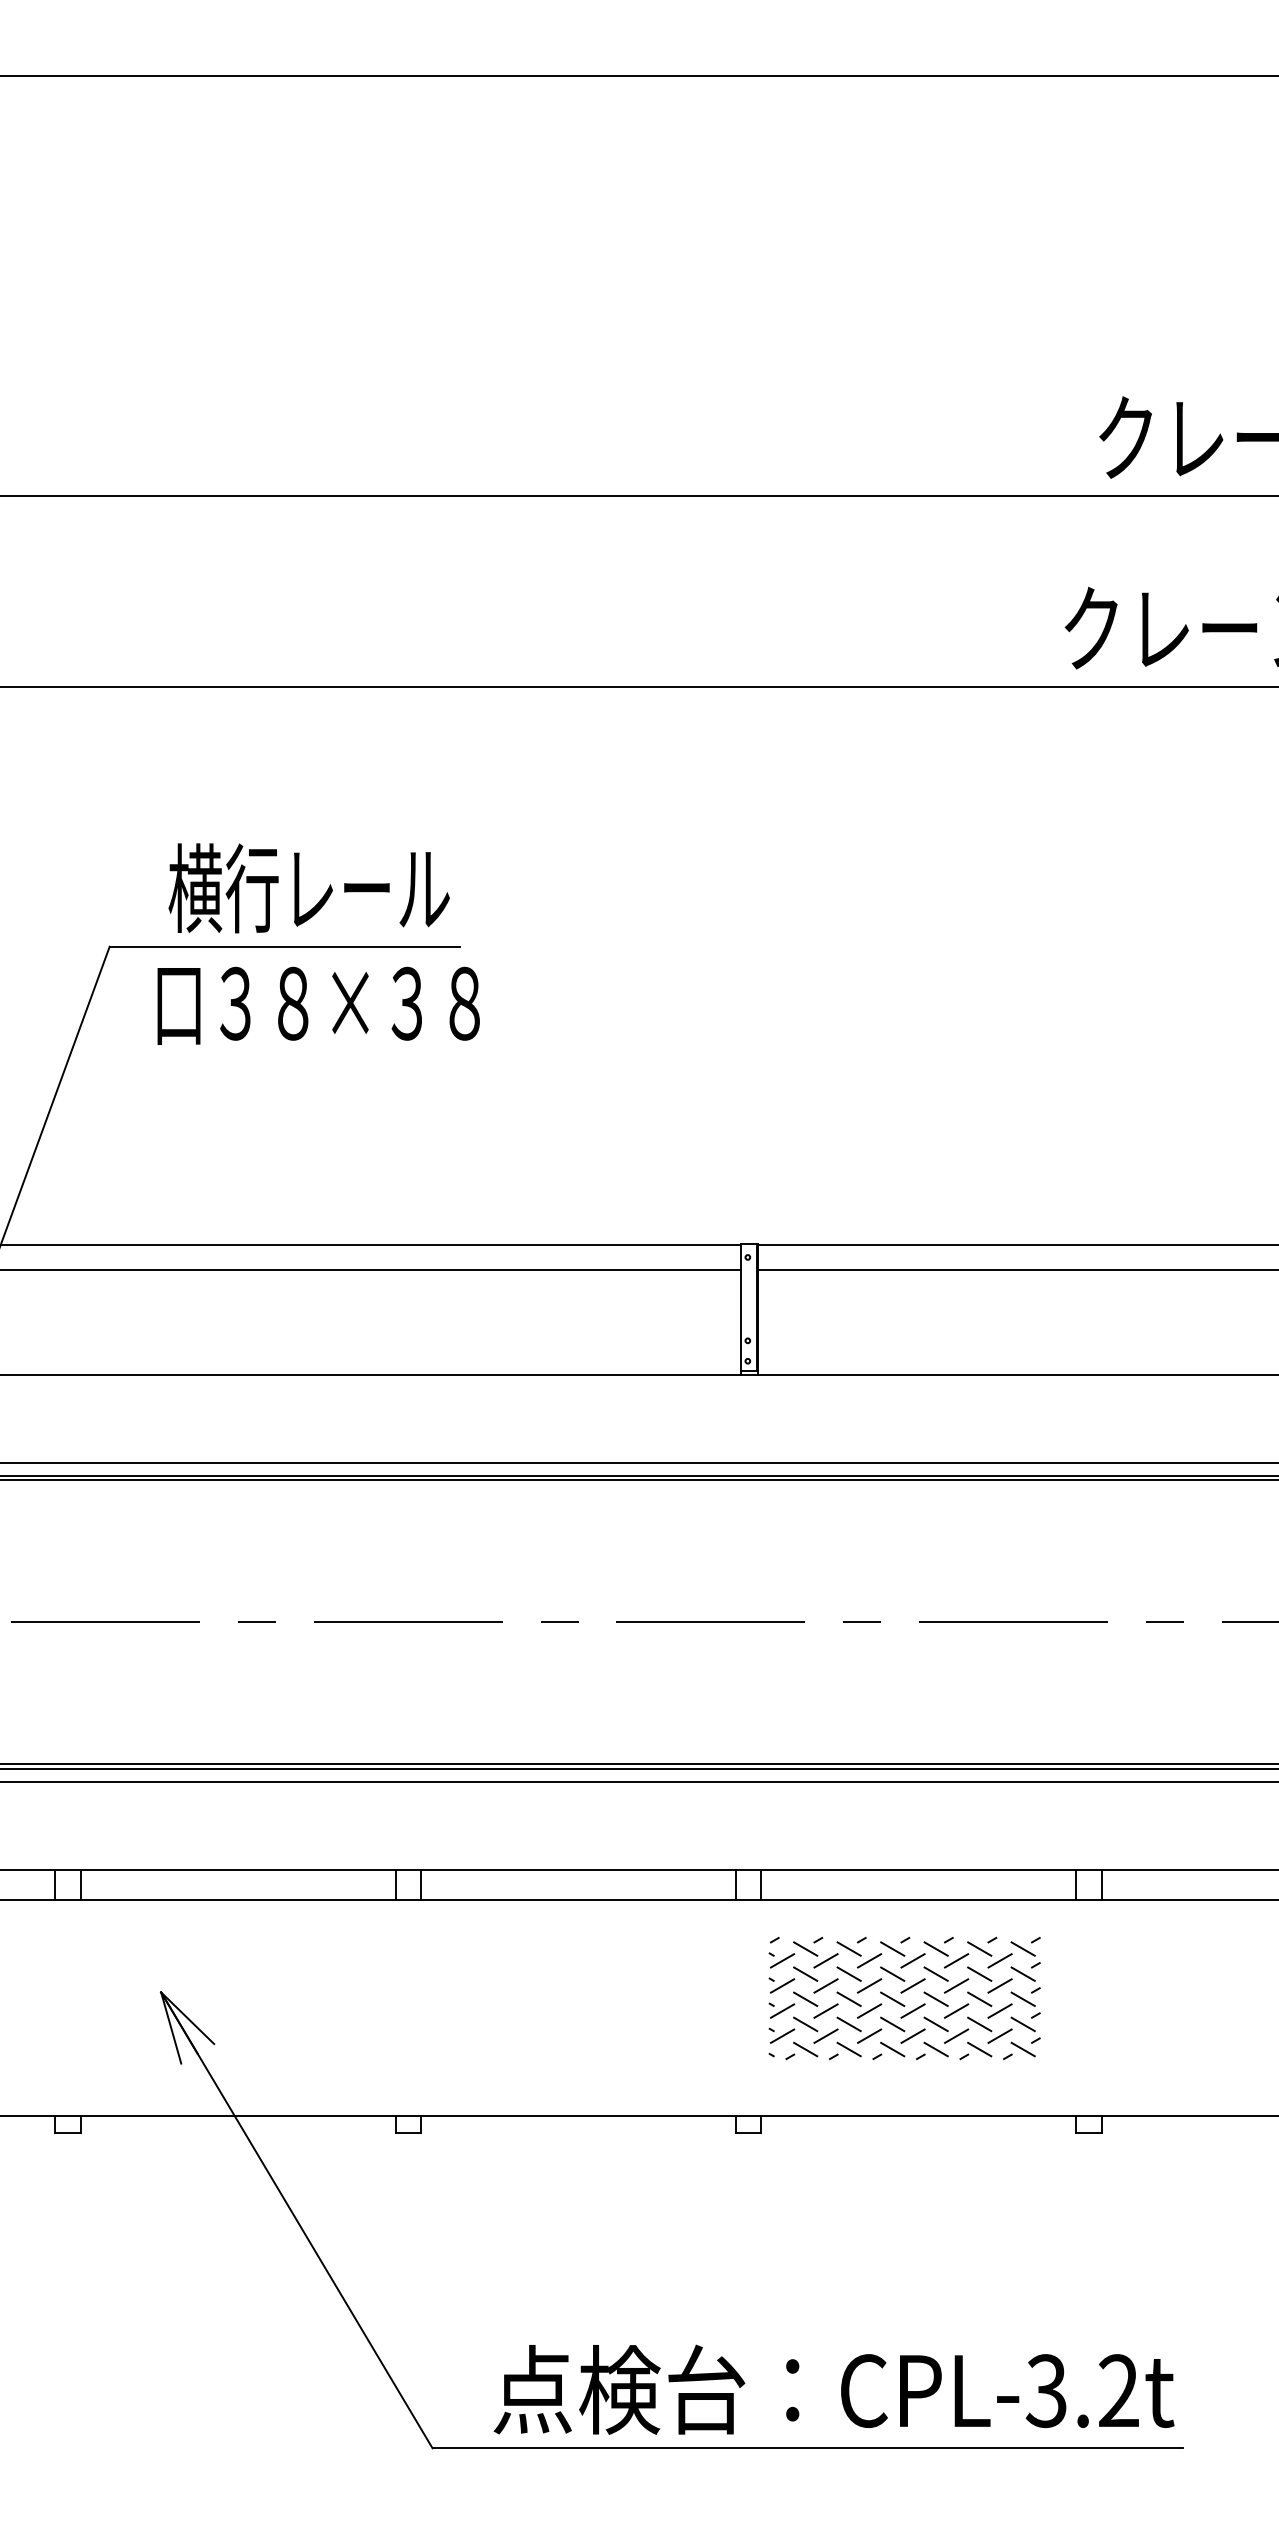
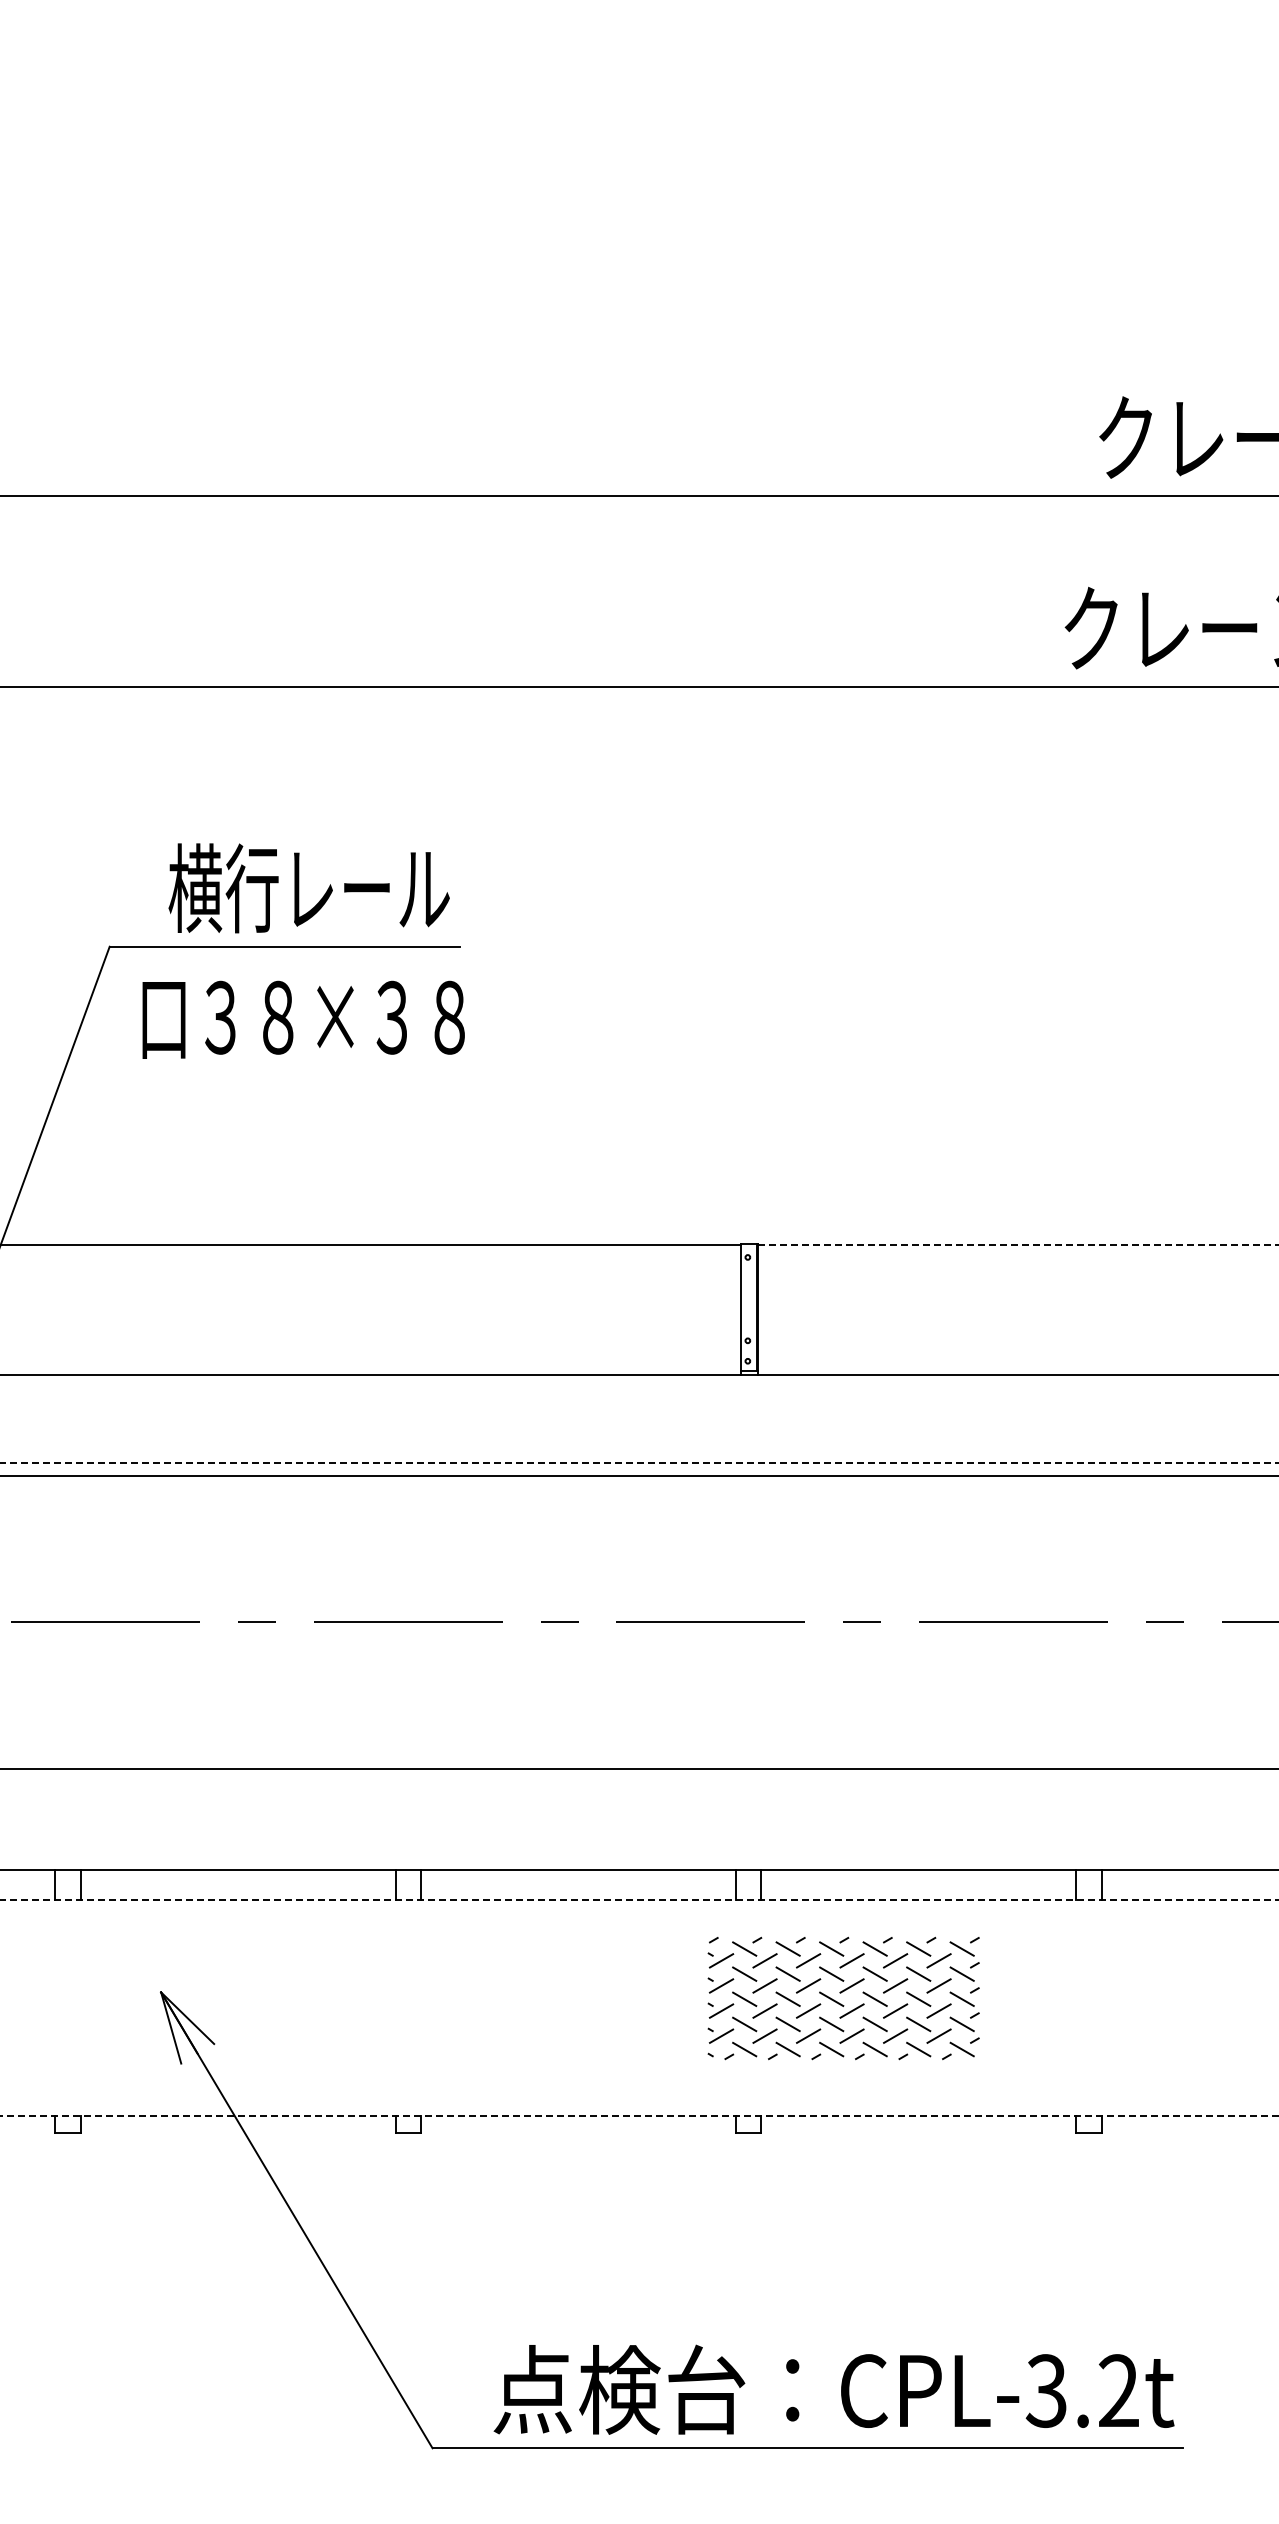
line: present -> none (638, 75)
text position: (318, 1005) -> (303, 1019) (303, 1019)
line: solid -> dashed (1018, 1244)
line: present -> none (371, 1270)
line: present -> none (1016, 1270)
line: solid -> dashed (639, 1462)
line: present -> none (638, 1480)
line: present -> none (638, 1764)
line: present -> none (638, 1781)
line: solid -> dashed (639, 1899)
part position: (904, 1998) -> (843, 1998) (843, 1998)
line: solid -> dashed (639, 2115)
